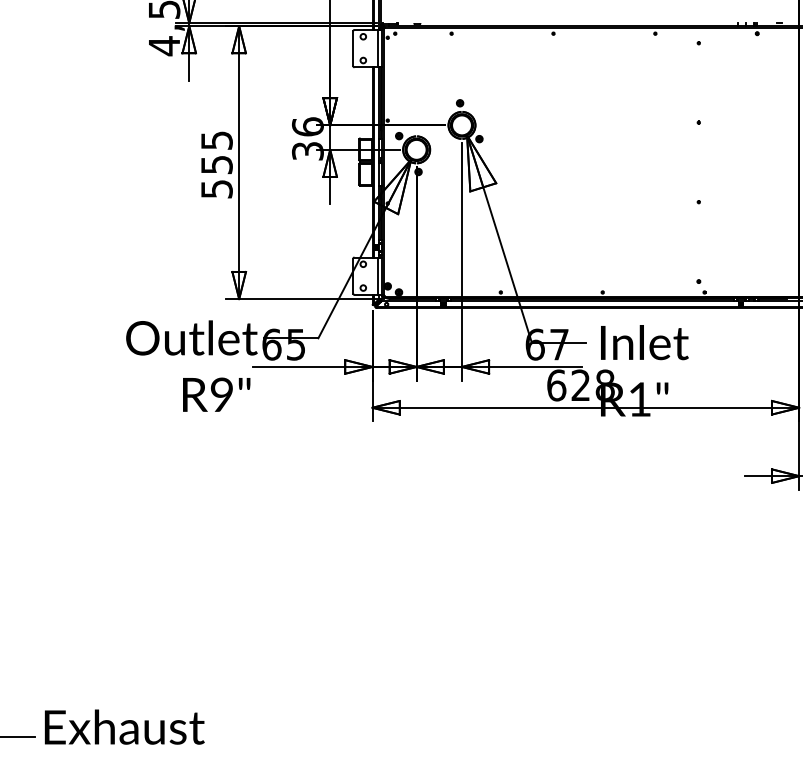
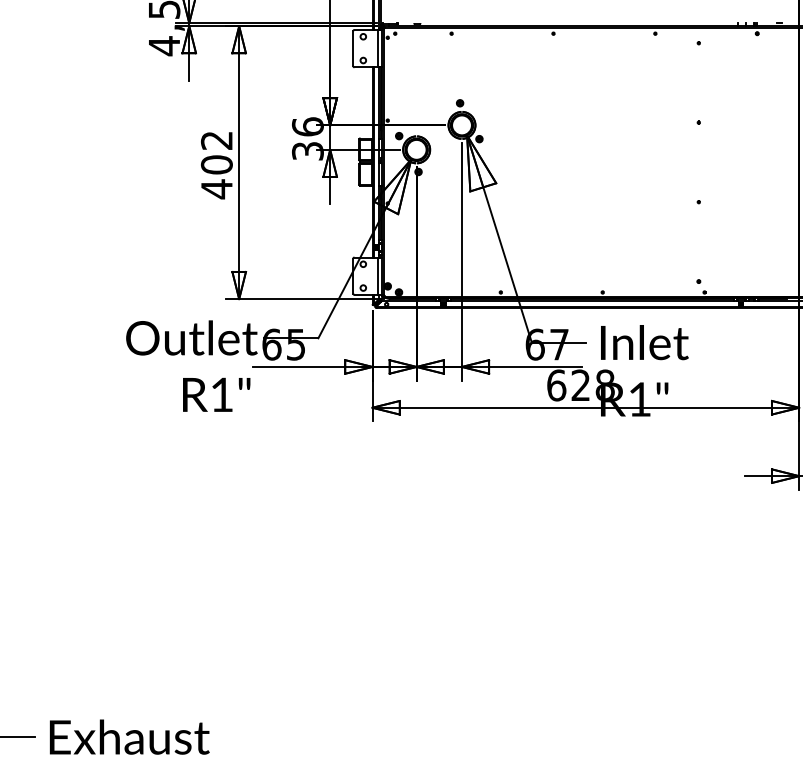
text: 555 -> 402 (216, 165)
text: R9" -> R1" (221, 394)
text position: (124, 726) -> (129, 736) (129, 736)
